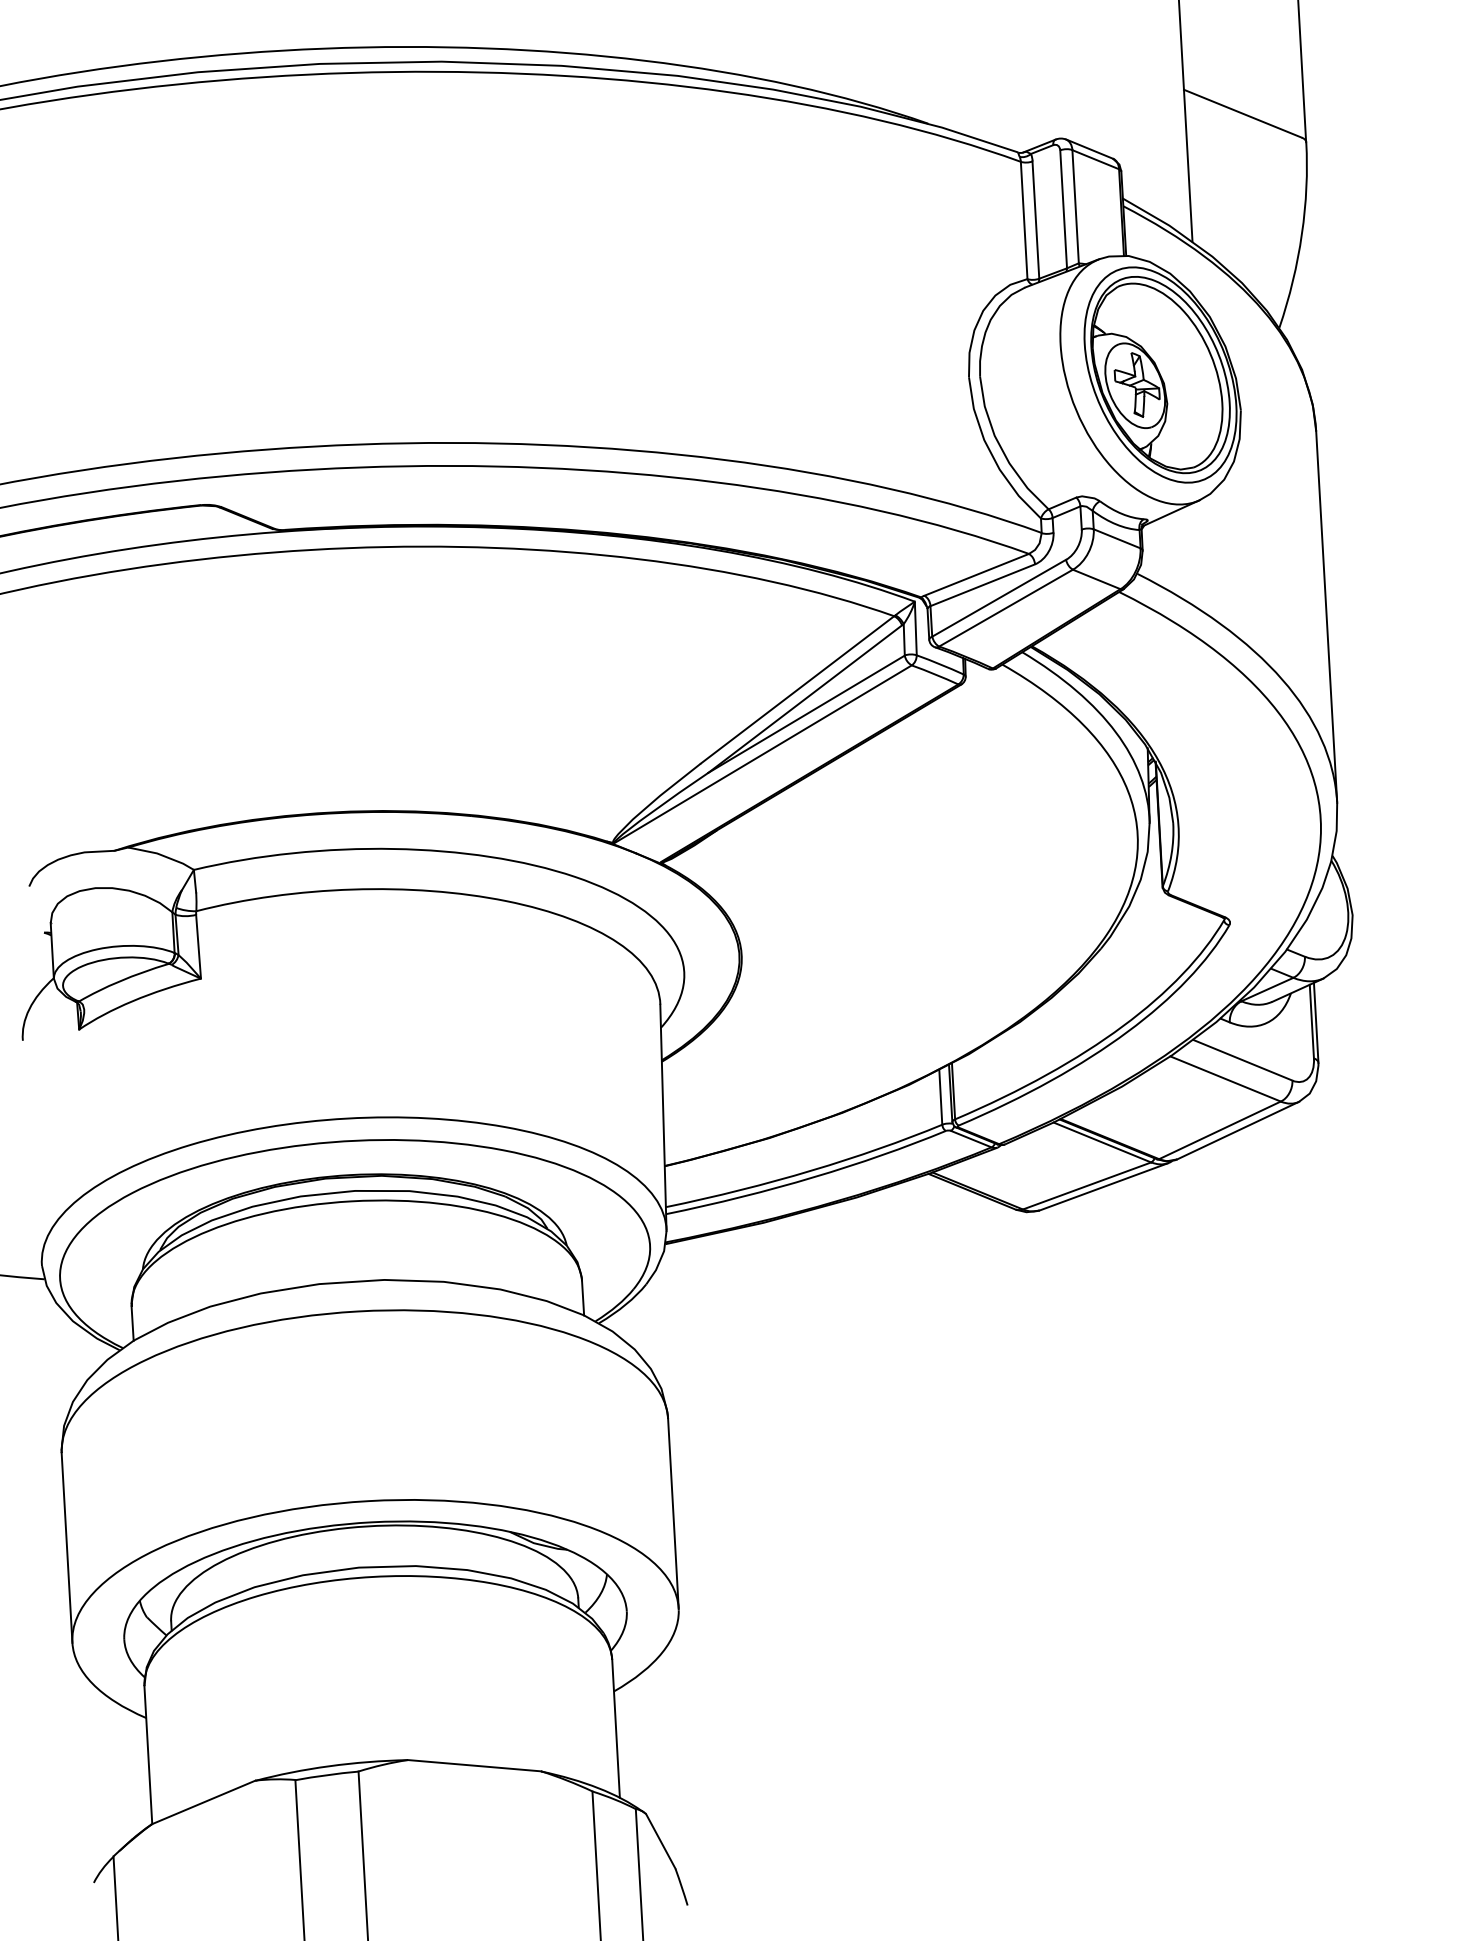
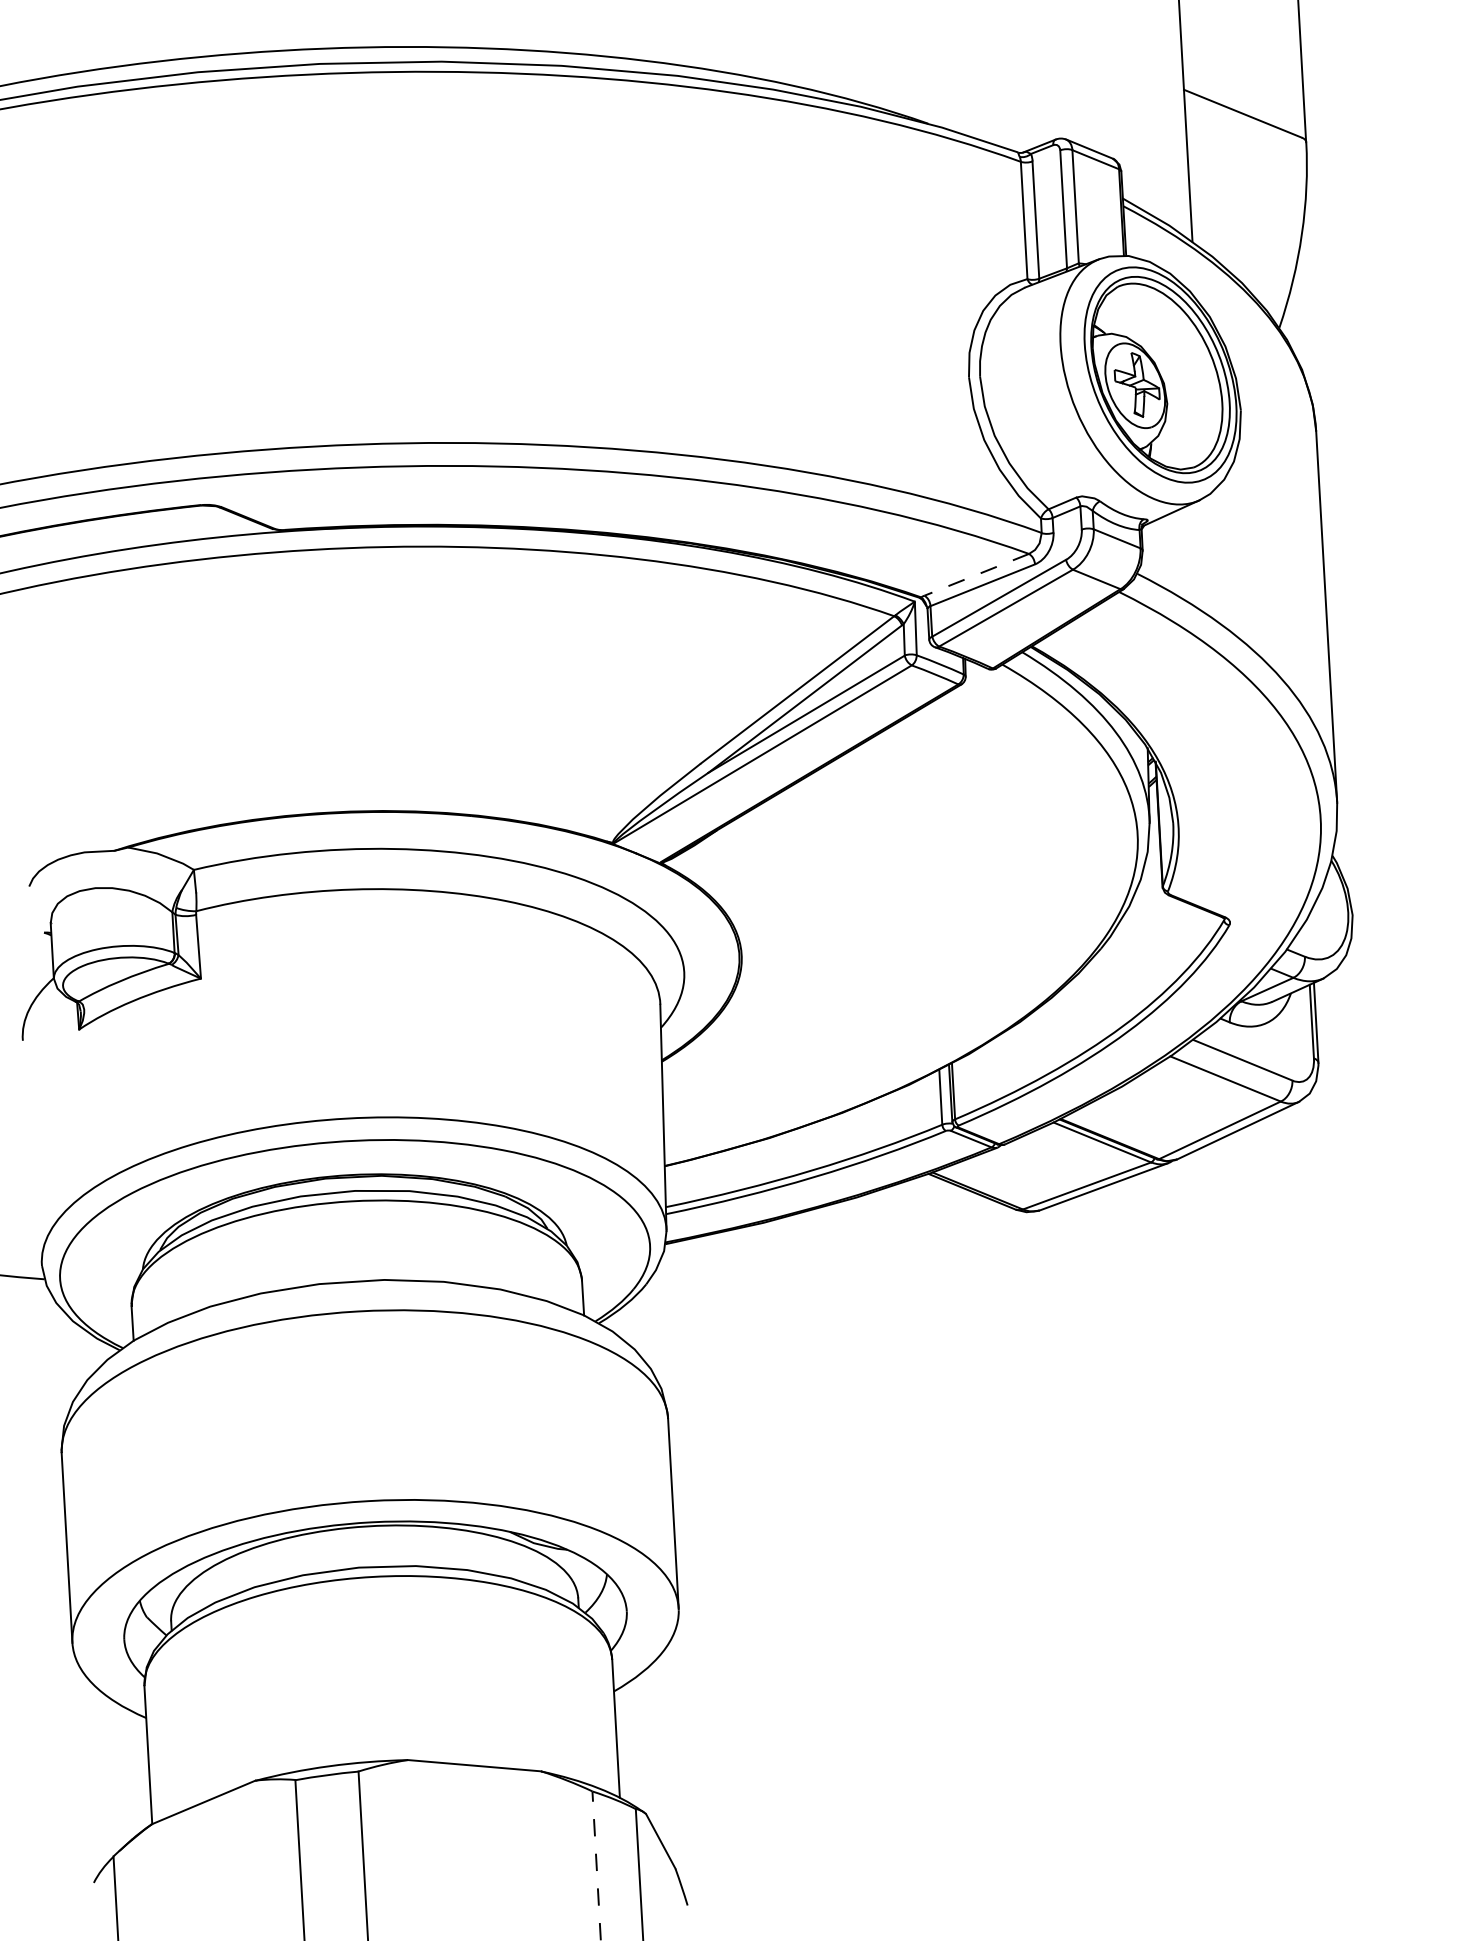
line: solid -> dashed (976, 575)
line: solid -> dashed (596, 1866)
